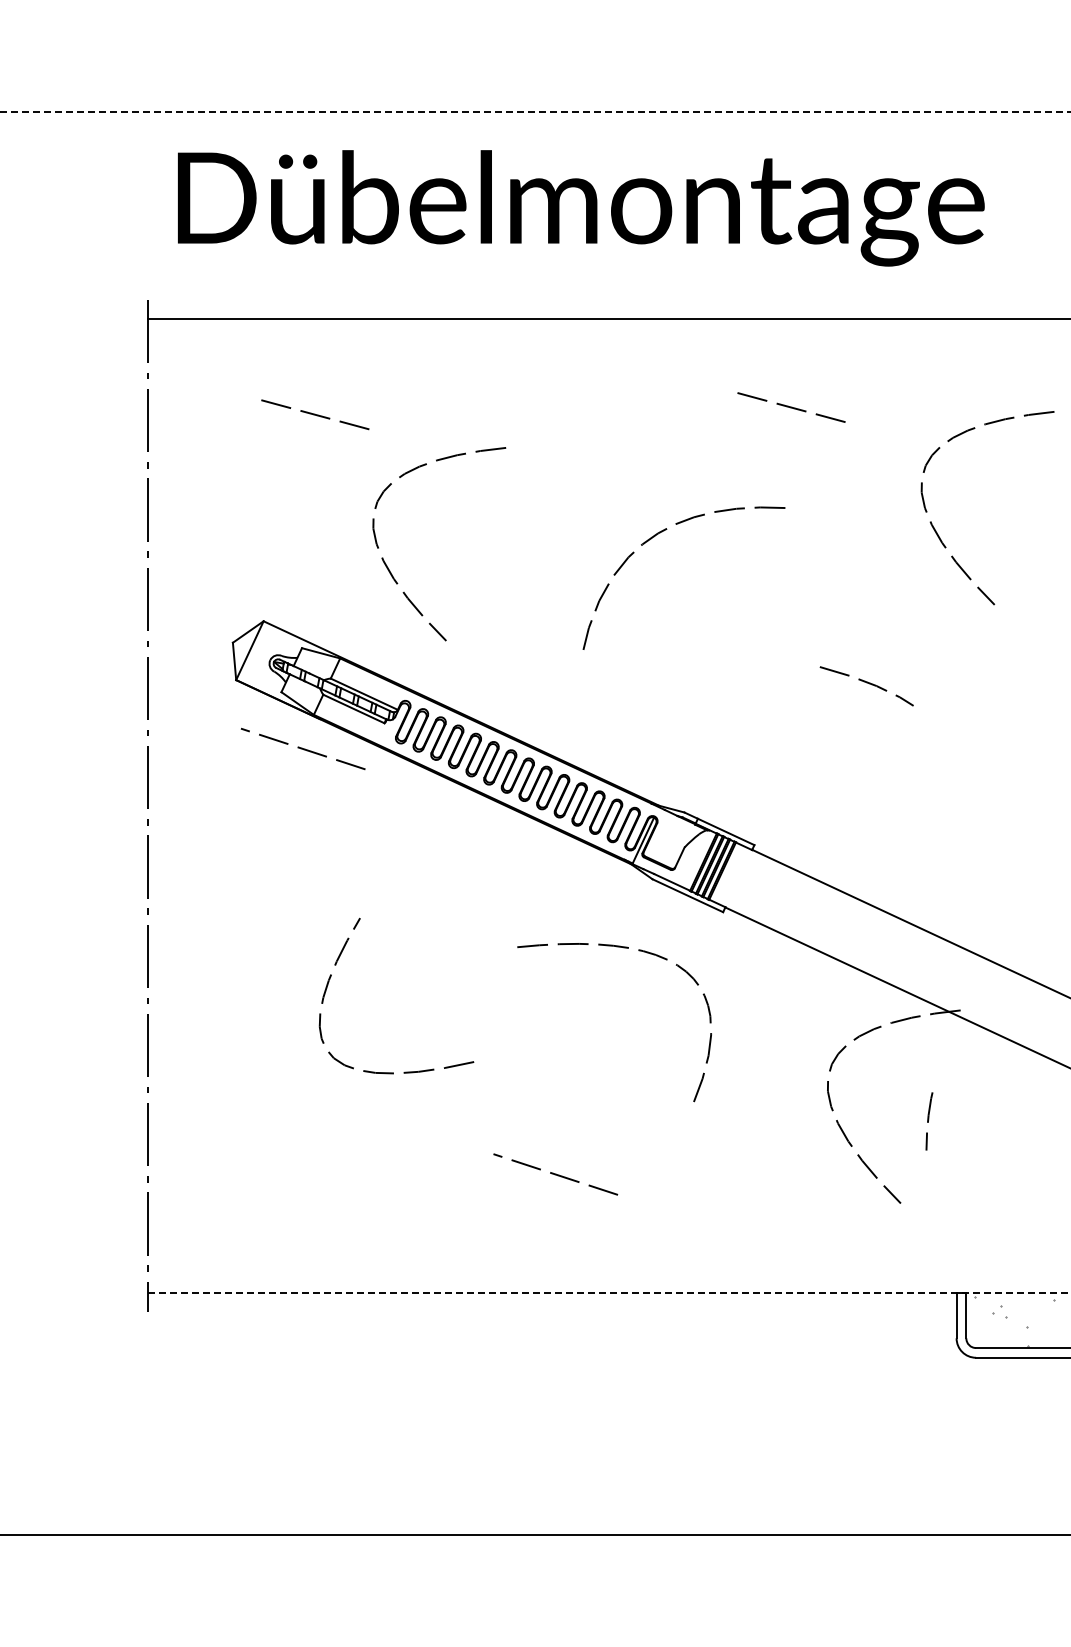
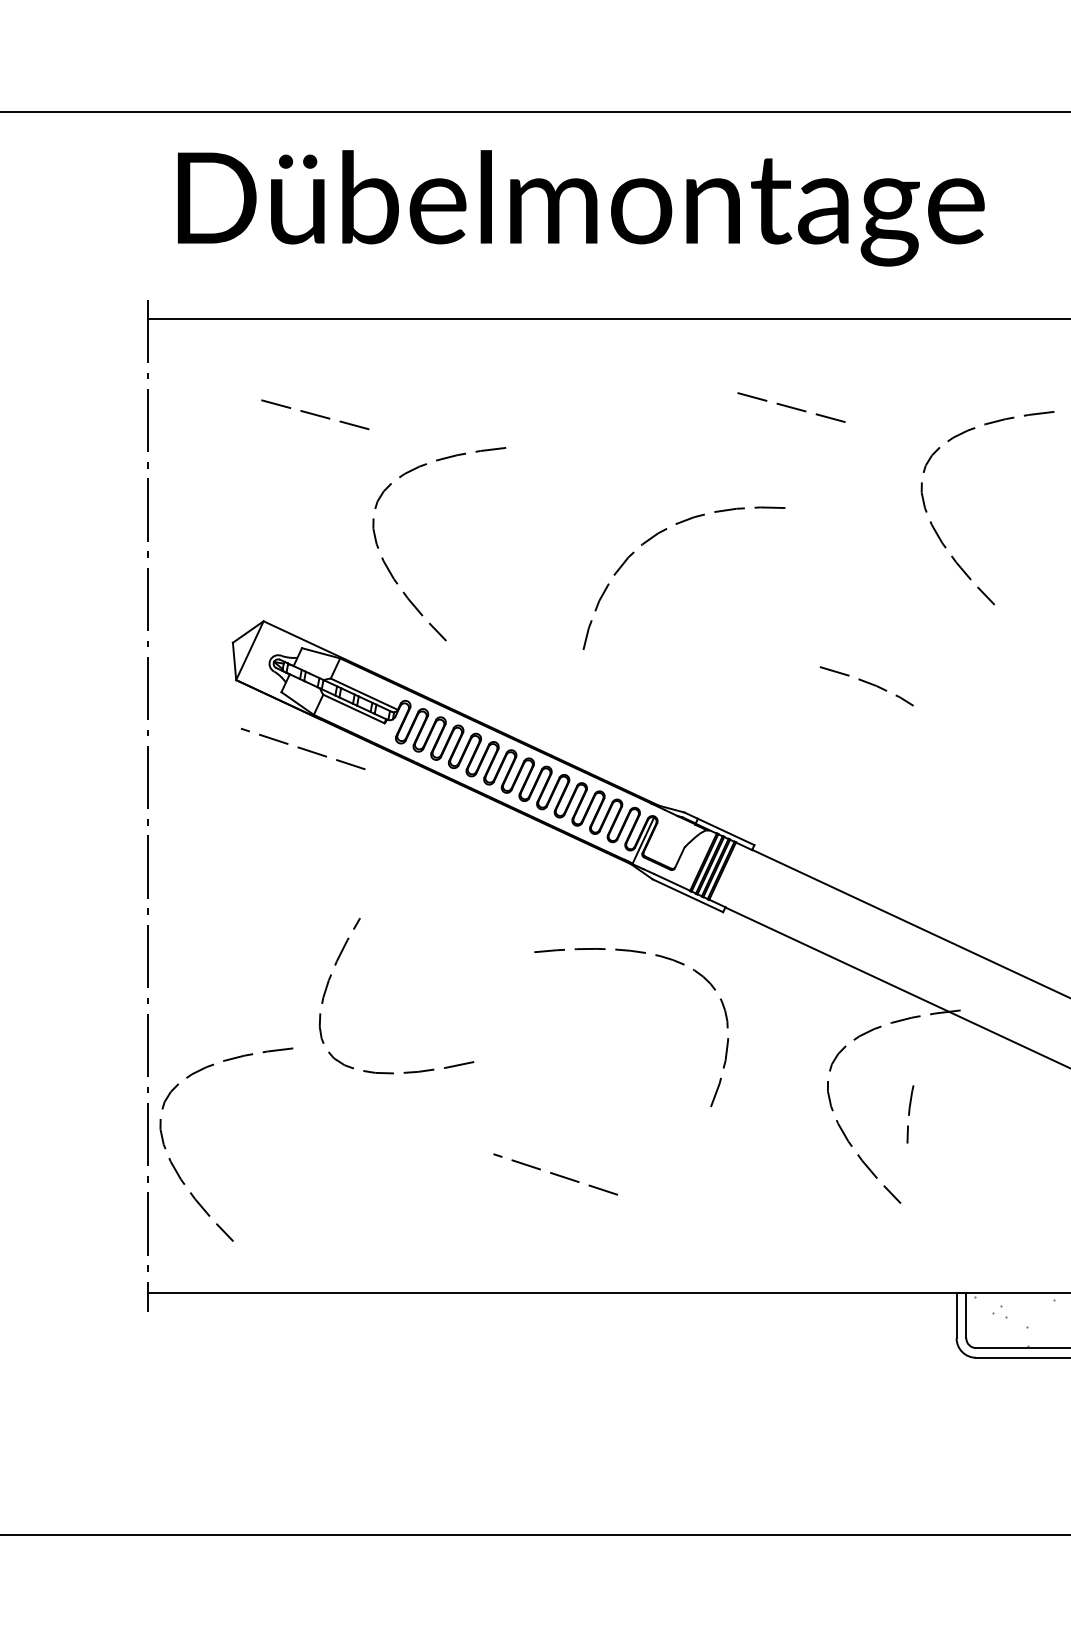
line: dashed -> solid (536, 111)
curve position: (623, 948) -> (640, 953) (640, 953)
line position: (928, 1121) -> (909, 1114) (909, 1114)
curve: none -> present (178, 1172)
line: dashed -> solid (609, 1292)
